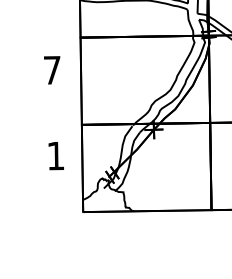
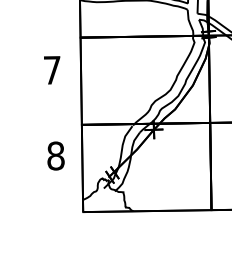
text: 1 -> 8 (55, 155)
